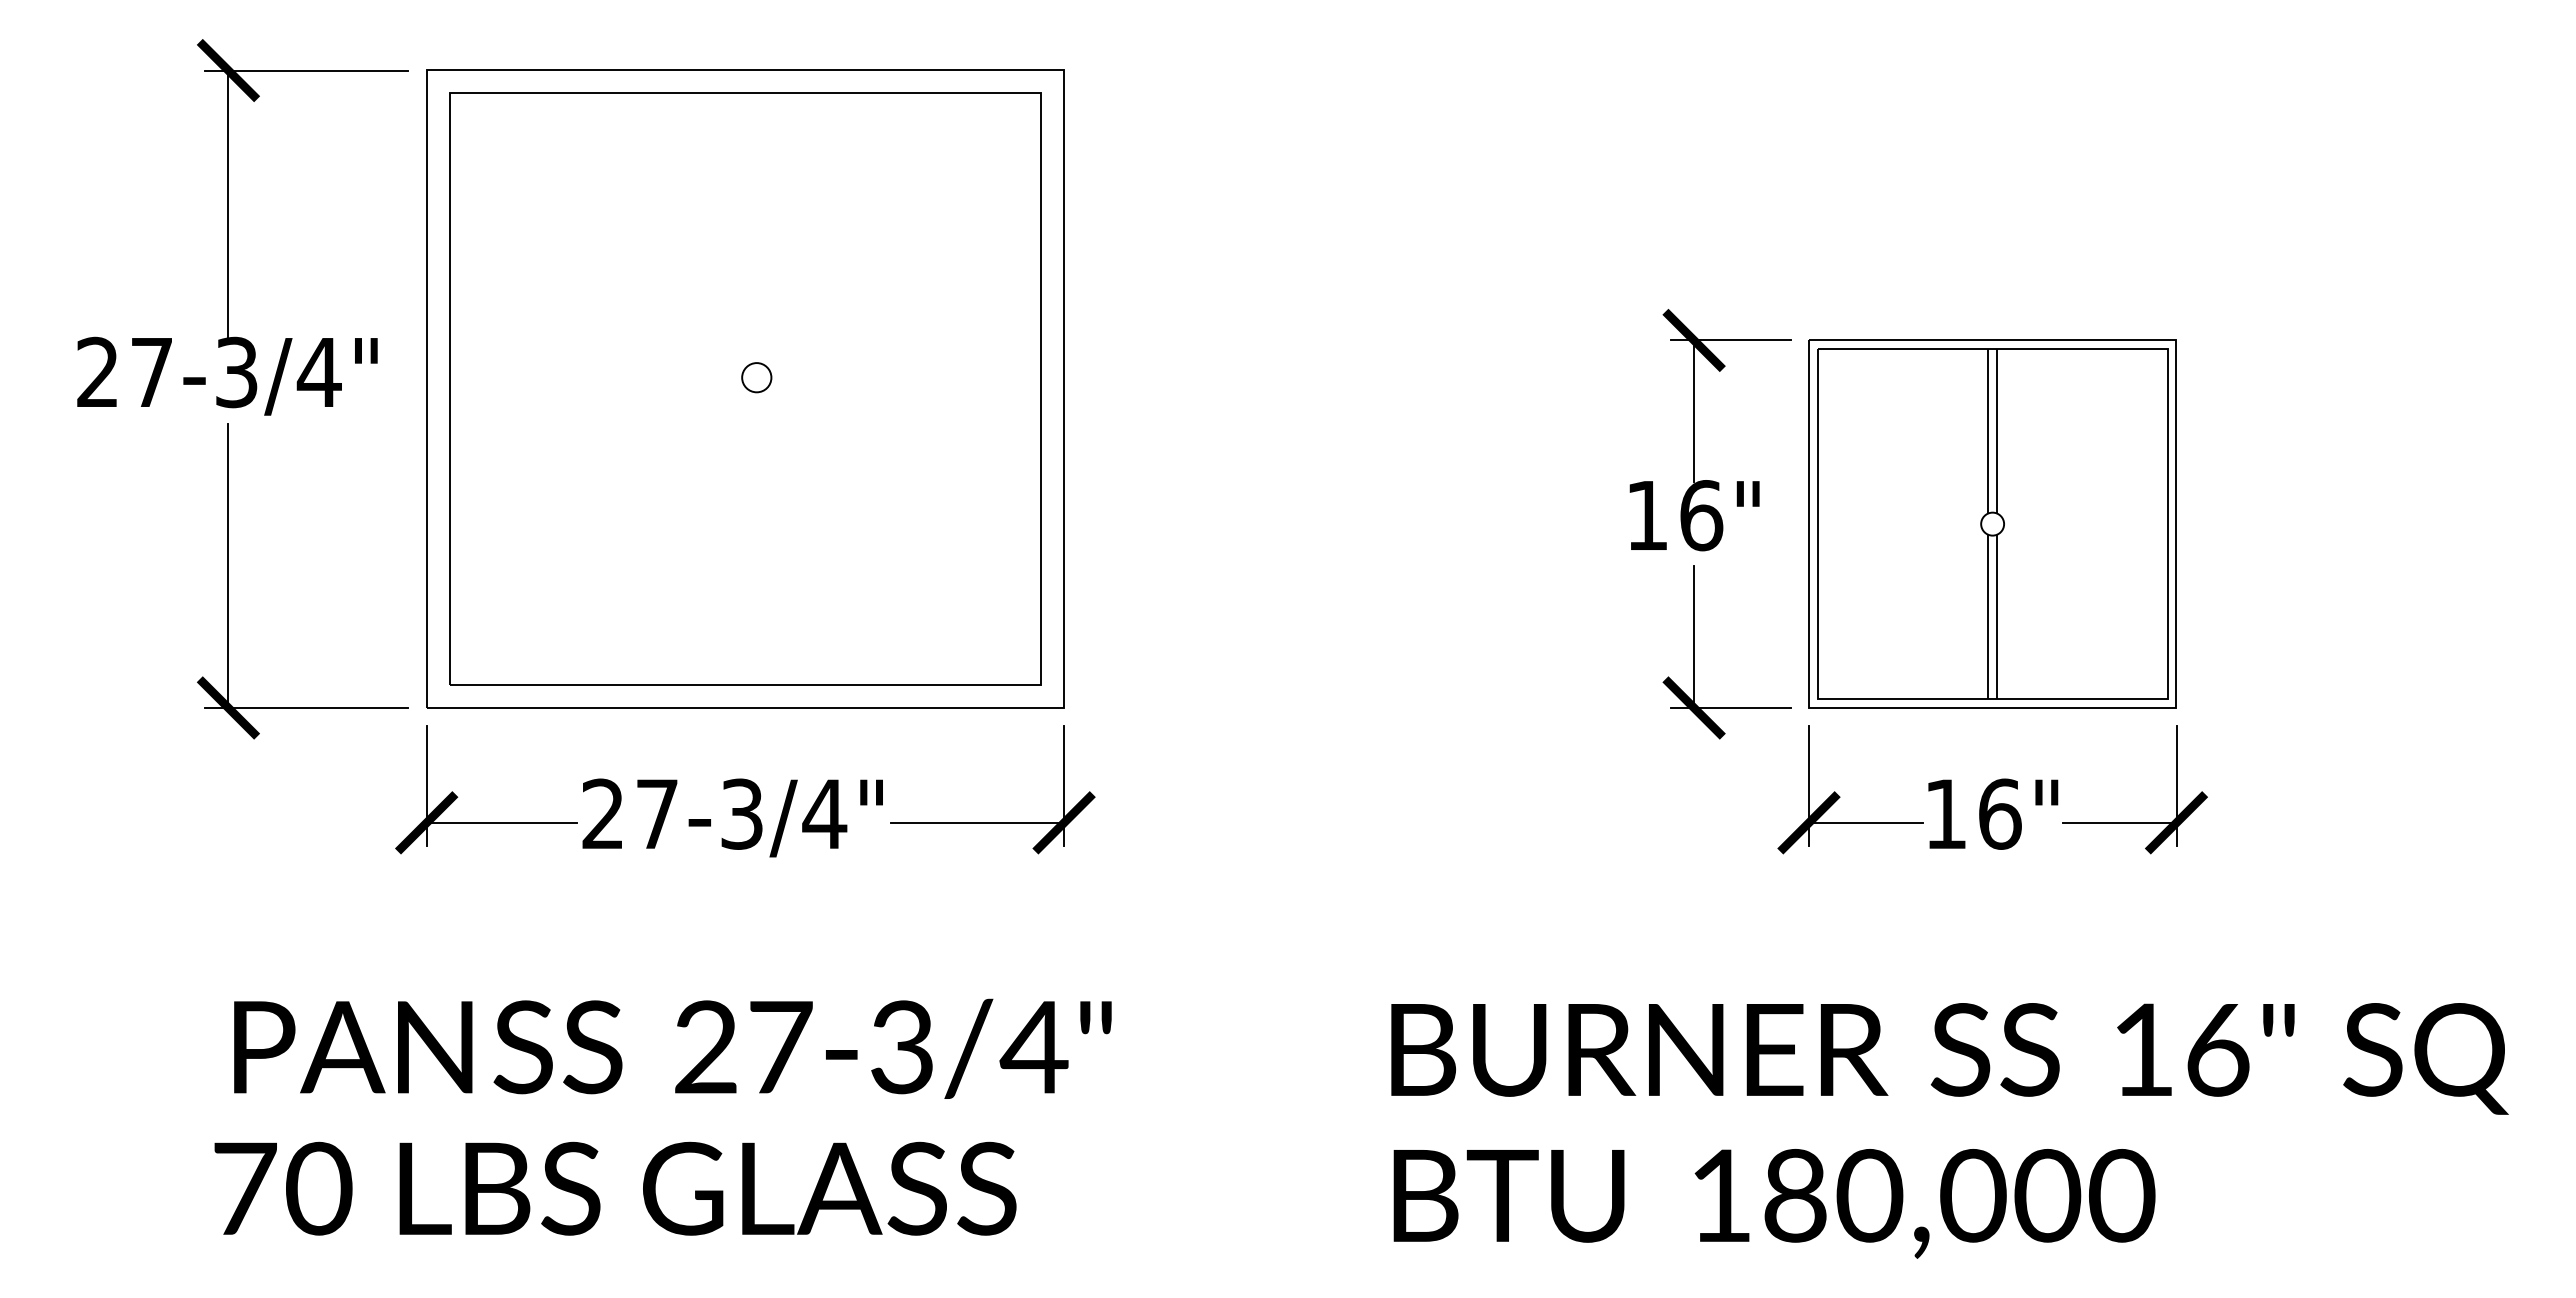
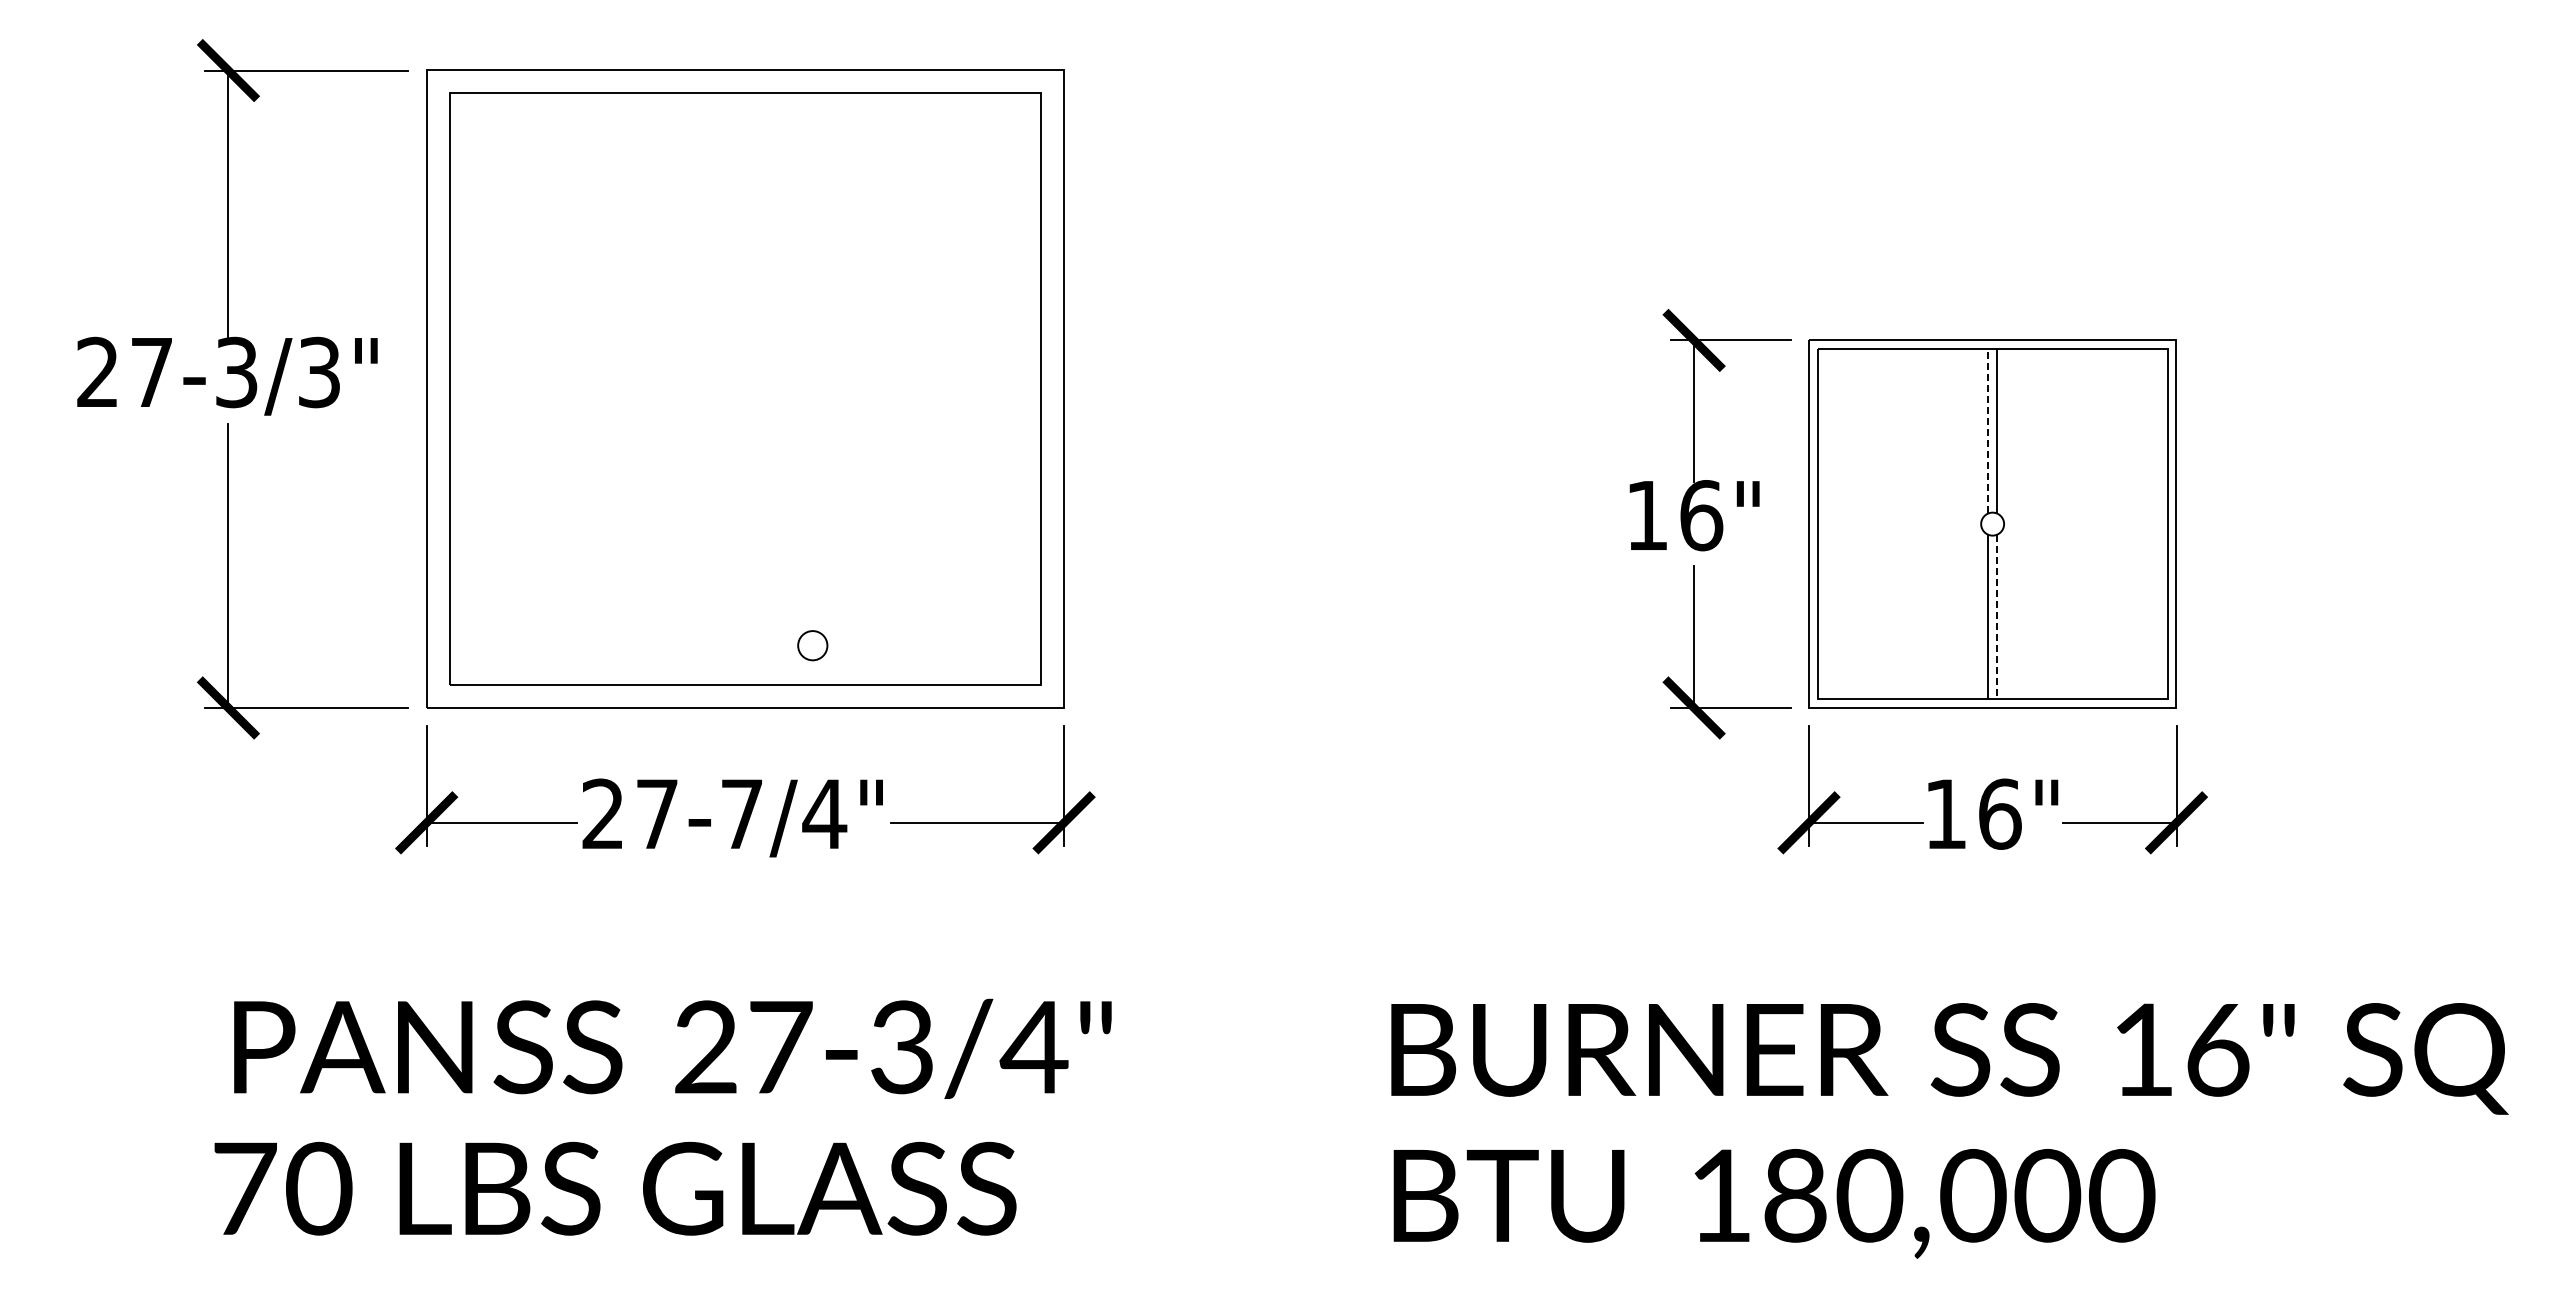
text: 27-3/4" -> 27-3/3" (318, 372)
circle position: (756, 377) -> (812, 645) (812, 645)
line: solid -> dashed (1988, 430)
line: solid -> dashed (1996, 617)
text: 27-3/4" -> 27-7/4" (741, 813)
